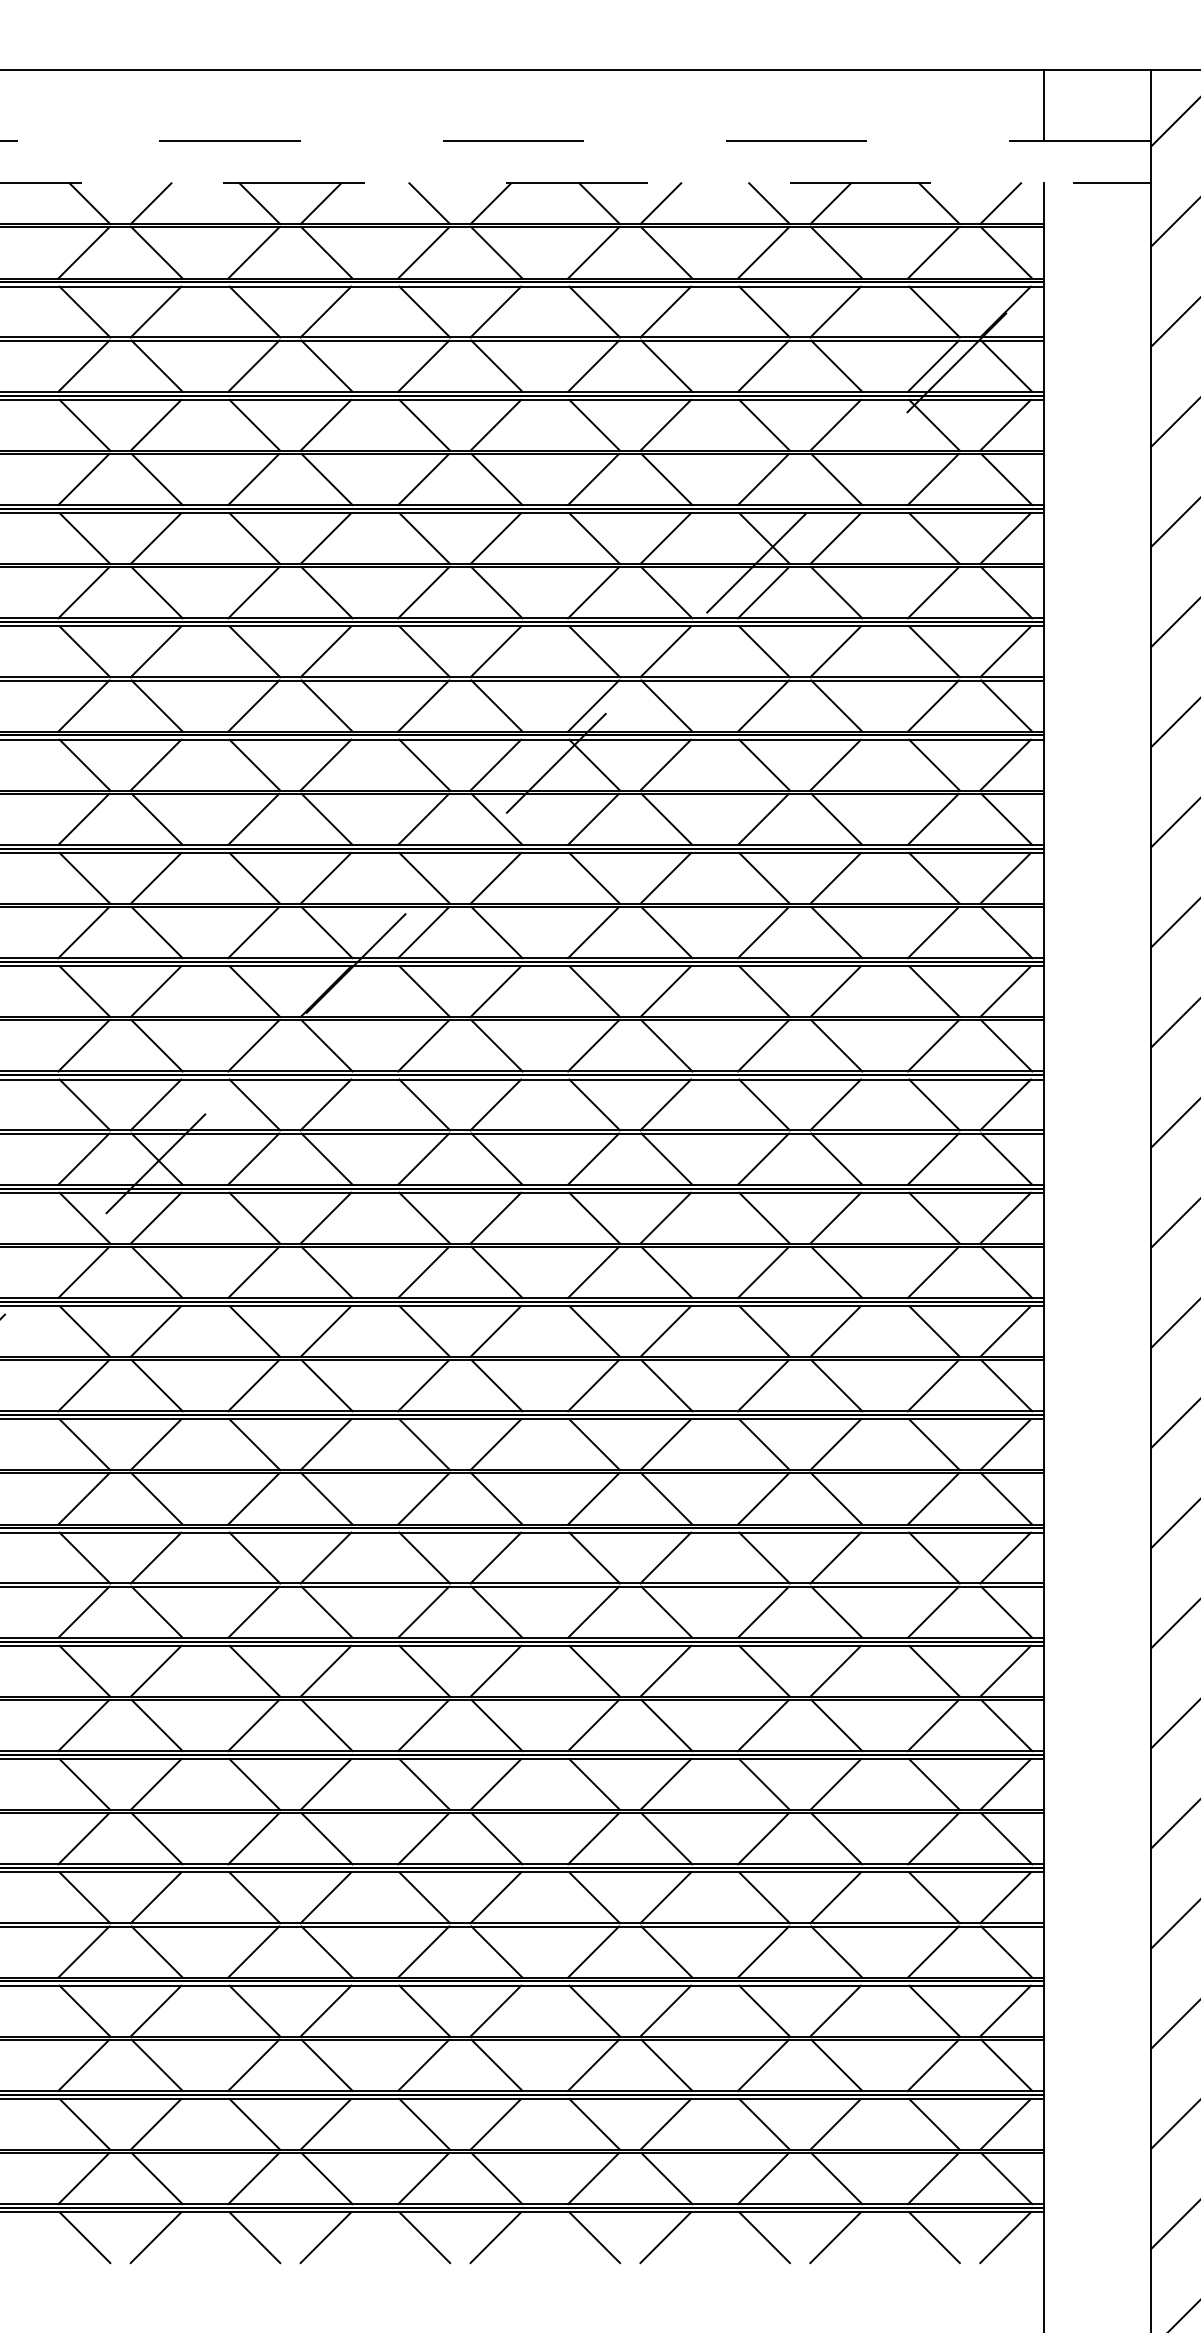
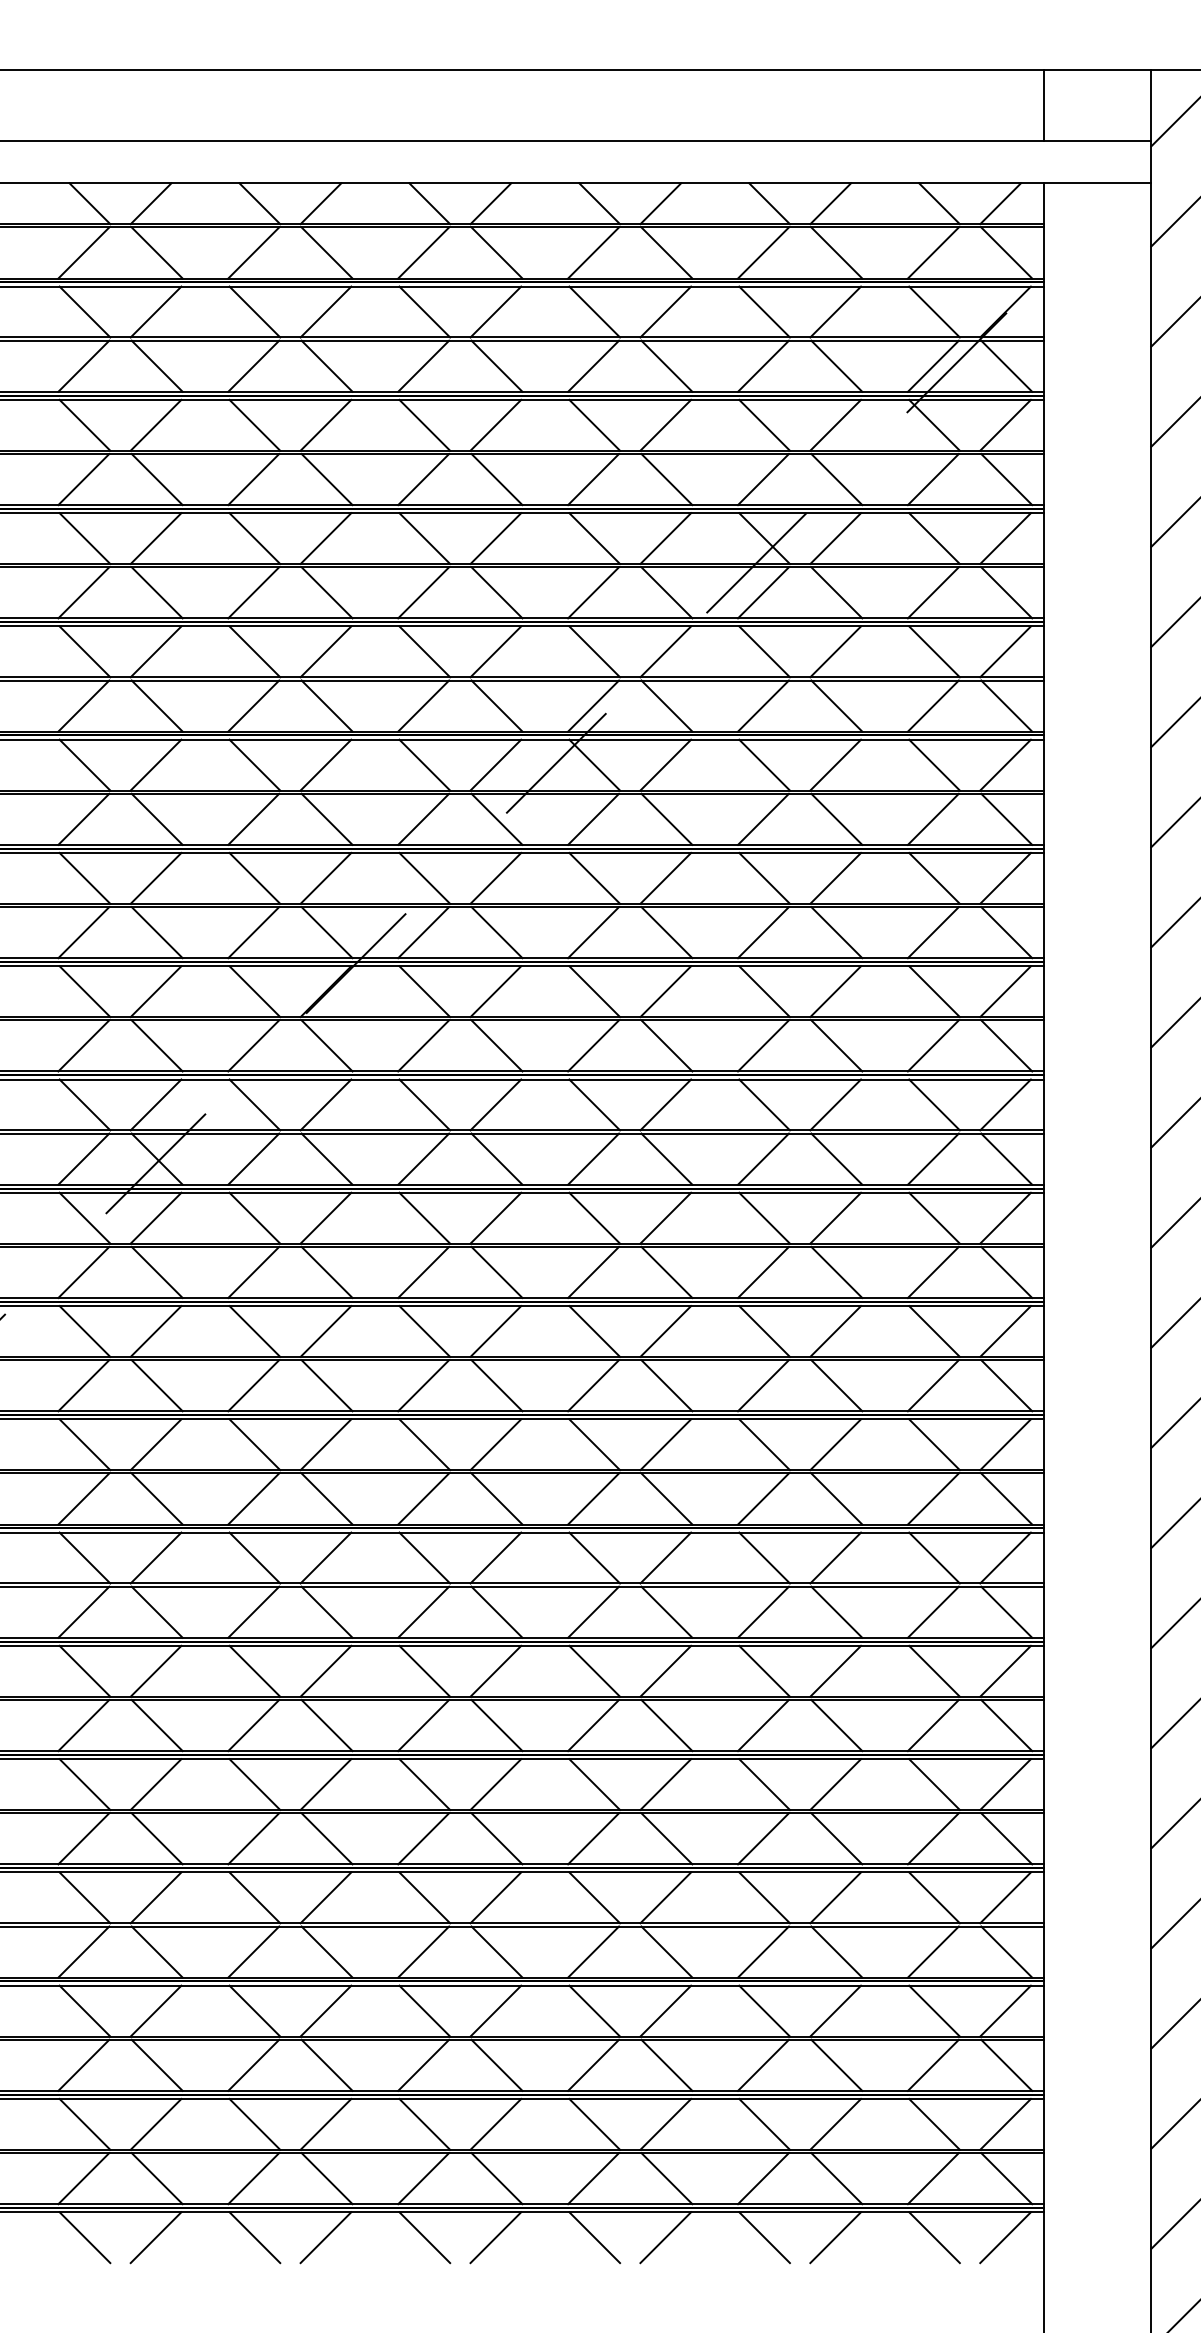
line: dashed -> solid (574, 140)
line: dashed -> solid (575, 183)
